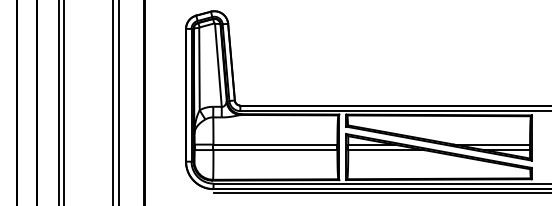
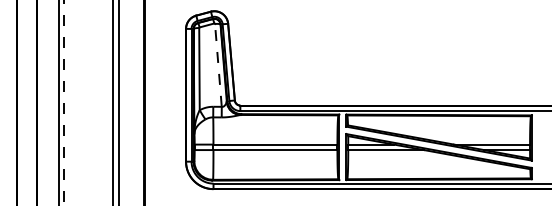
line: solid -> dashed (218, 65)
line: solid -> dashed (64, 103)
line: present -> none (380, 193)
